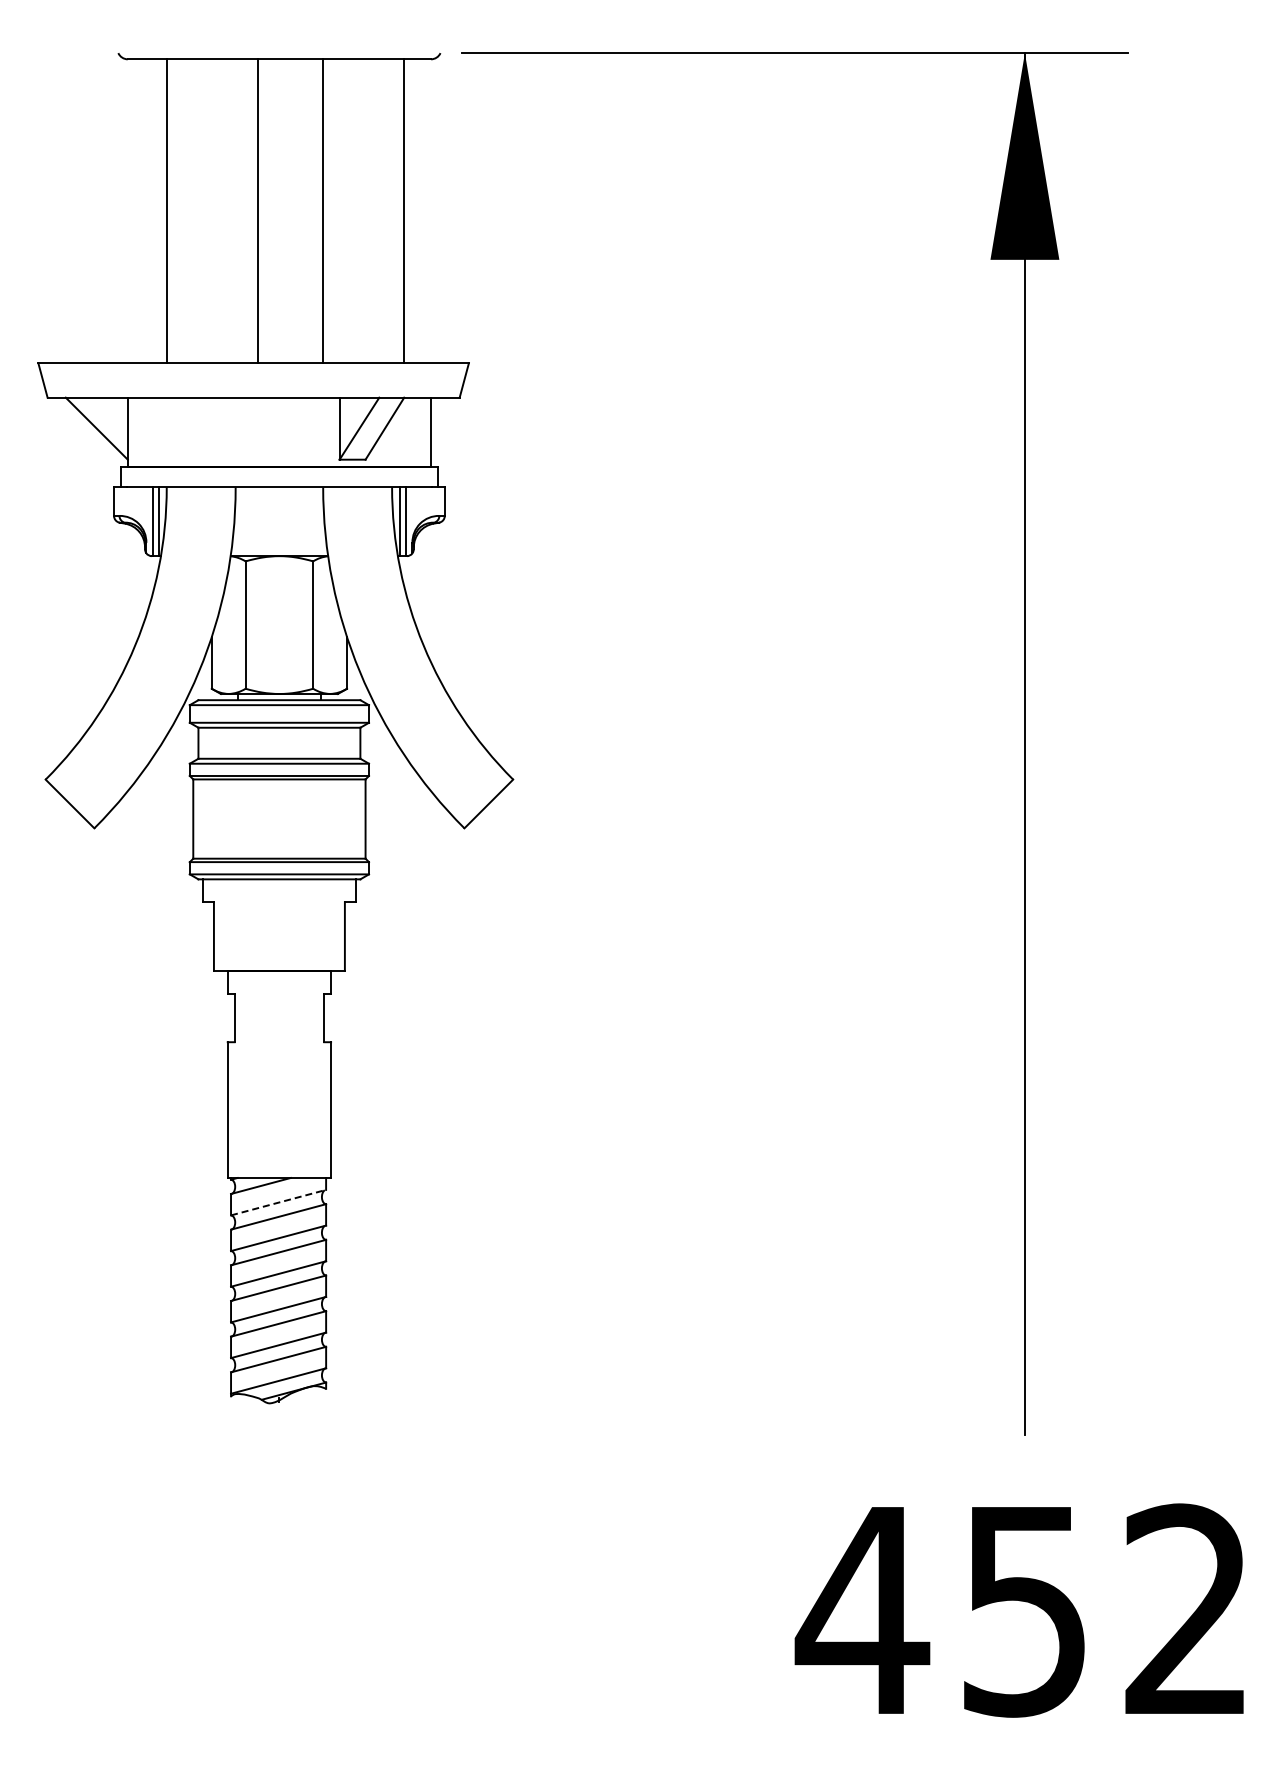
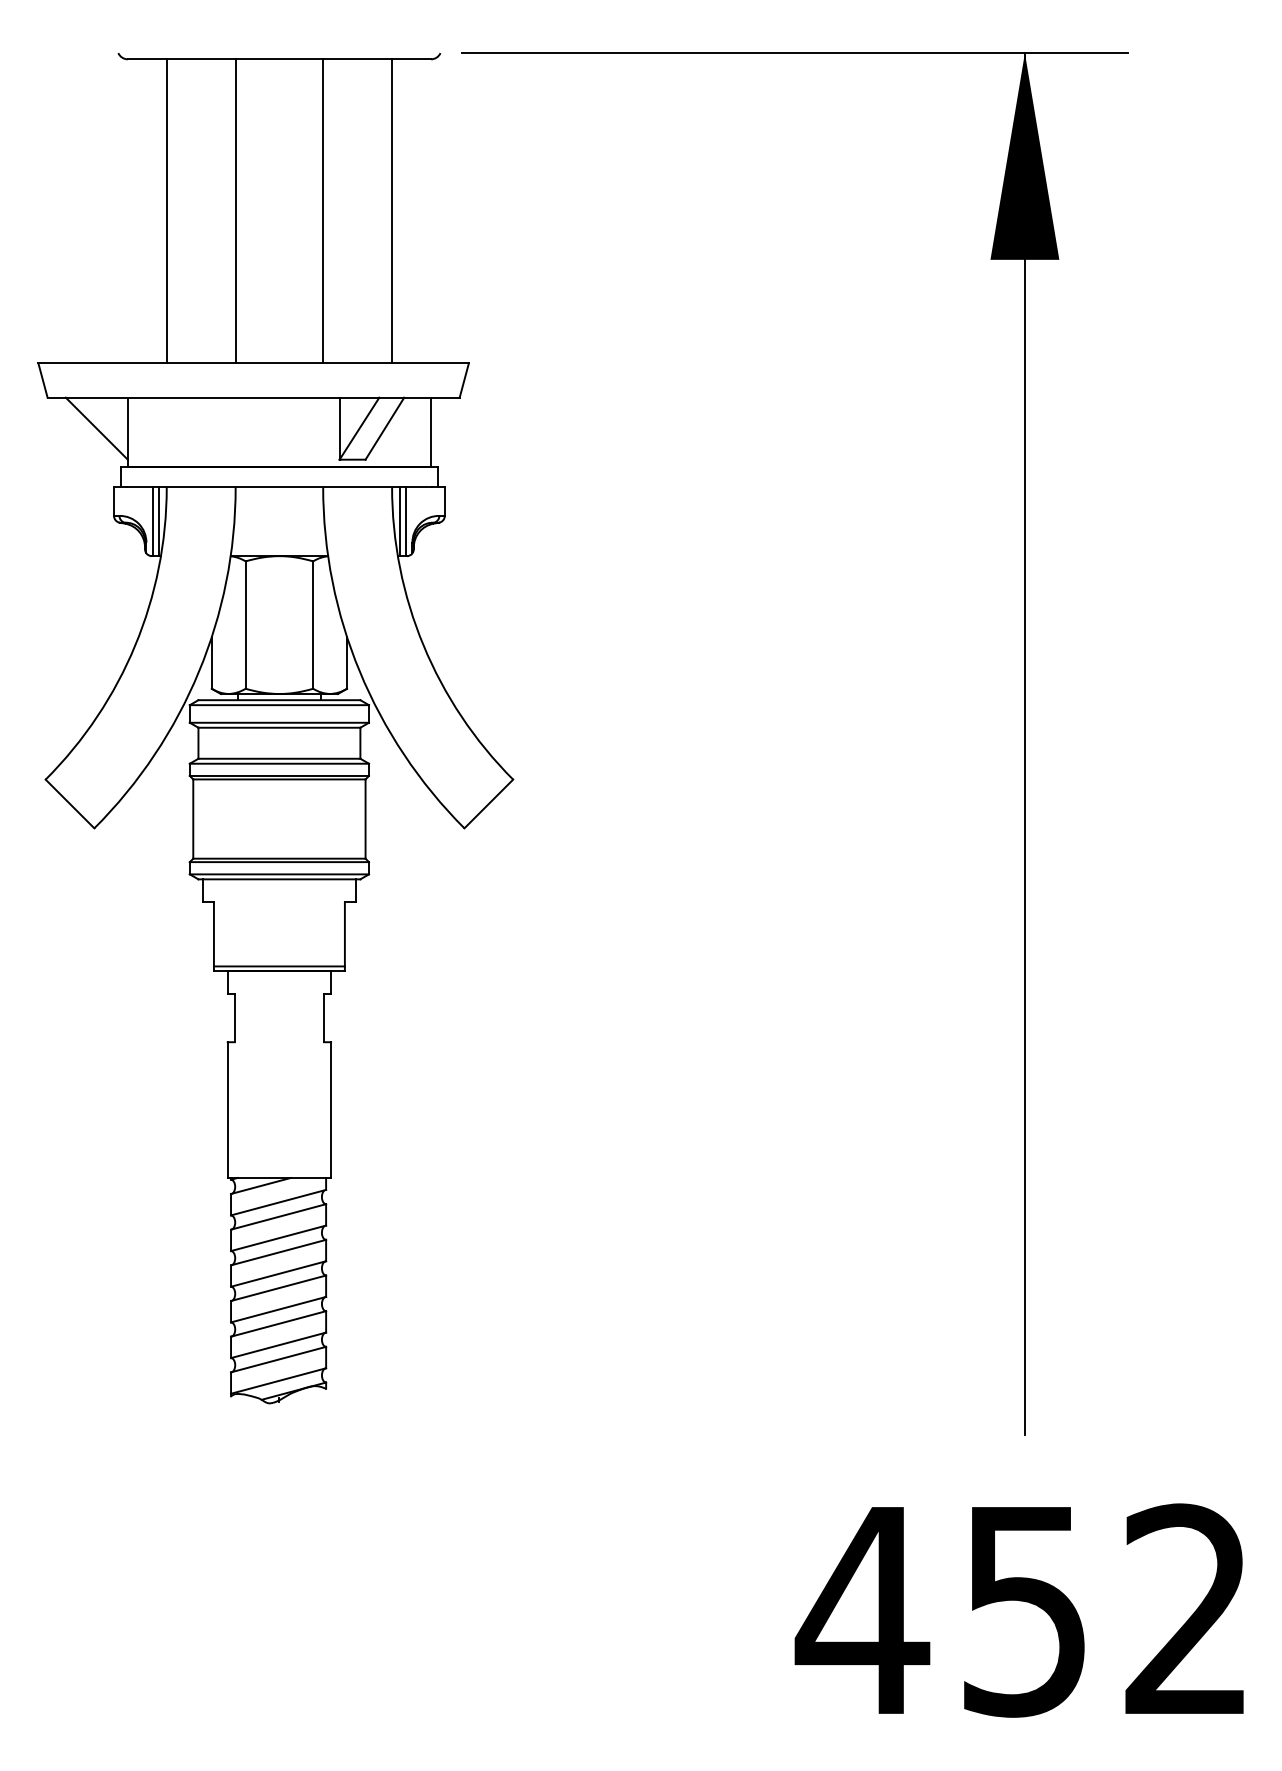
line position: (257, 211) -> (235, 211) (235, 211)
line position: (404, 211) -> (392, 211) (392, 211)
line: none -> present (278, 966)
line: dashed -> solid (279, 1202)
